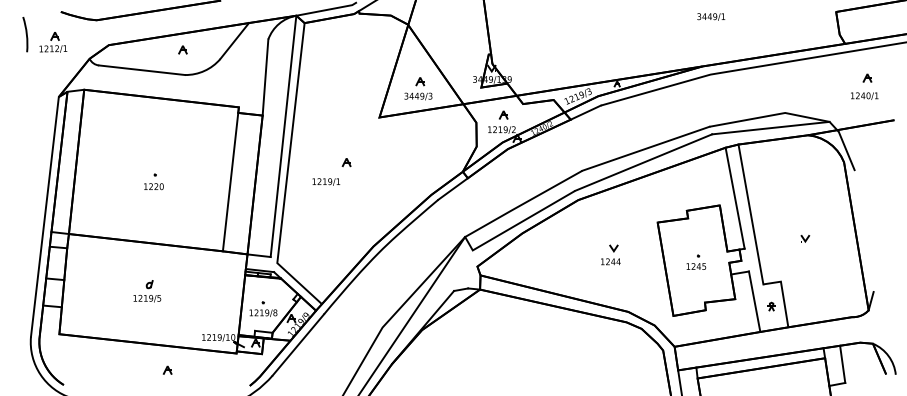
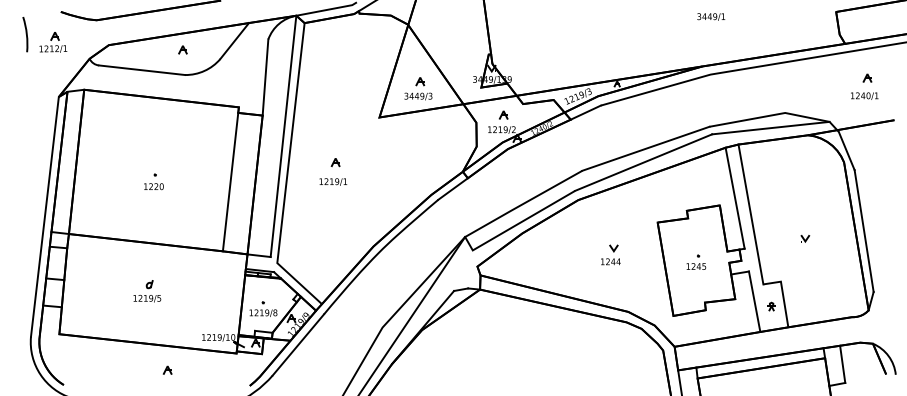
part position: (346, 162) -> (335, 162) (335, 162)
text position: (326, 181) -> (333, 181) (333, 181)
line: none -> present (863, 231)
